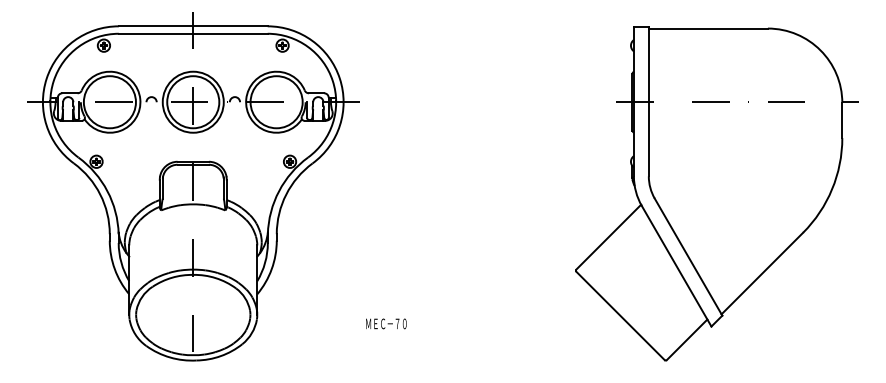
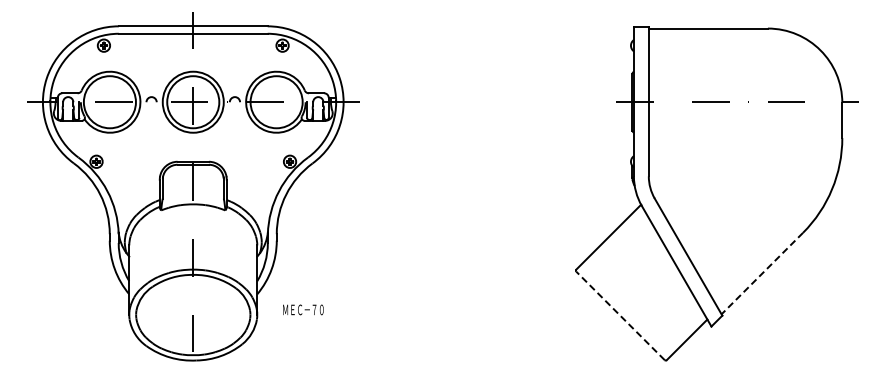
line: solid -> dashed (762, 273)
line: solid -> dashed (620, 315)
text position: (386, 323) -> (303, 309) (303, 309)
